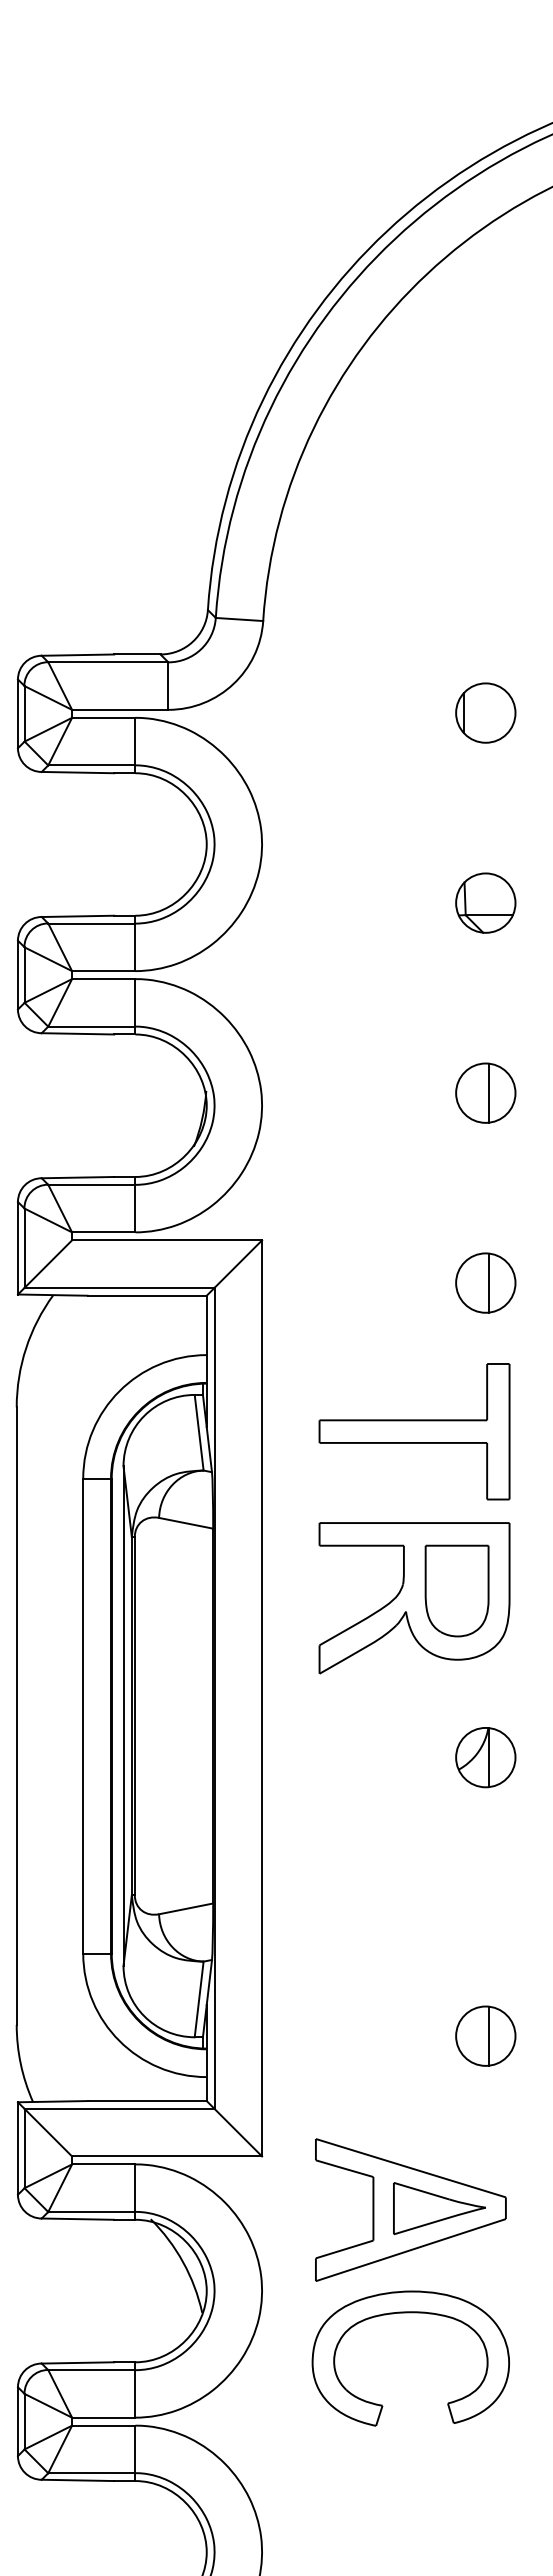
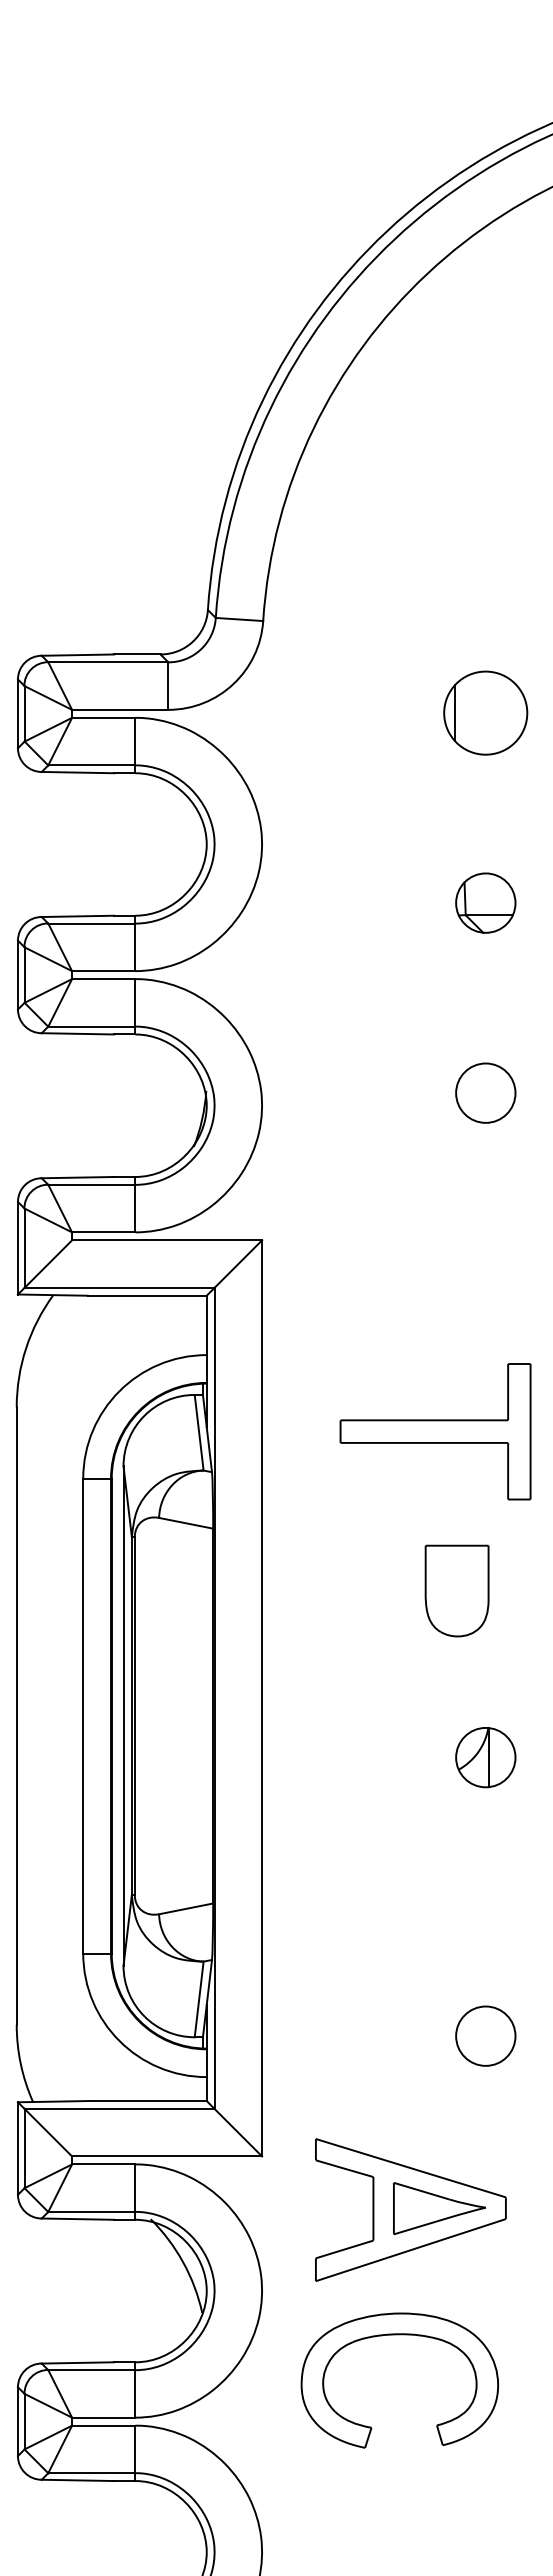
part size: 62x62 px -> 86x86 px (485, 712)
line: present -> none (489, 1092)
part: present -> none (485, 1282)
part position: (414, 1431) -> (435, 1431) (435, 1431)
part: present -> none (414, 1598)
line: present -> none (489, 2035)
part position: (410, 2313) -> (399, 2335) (399, 2335)
